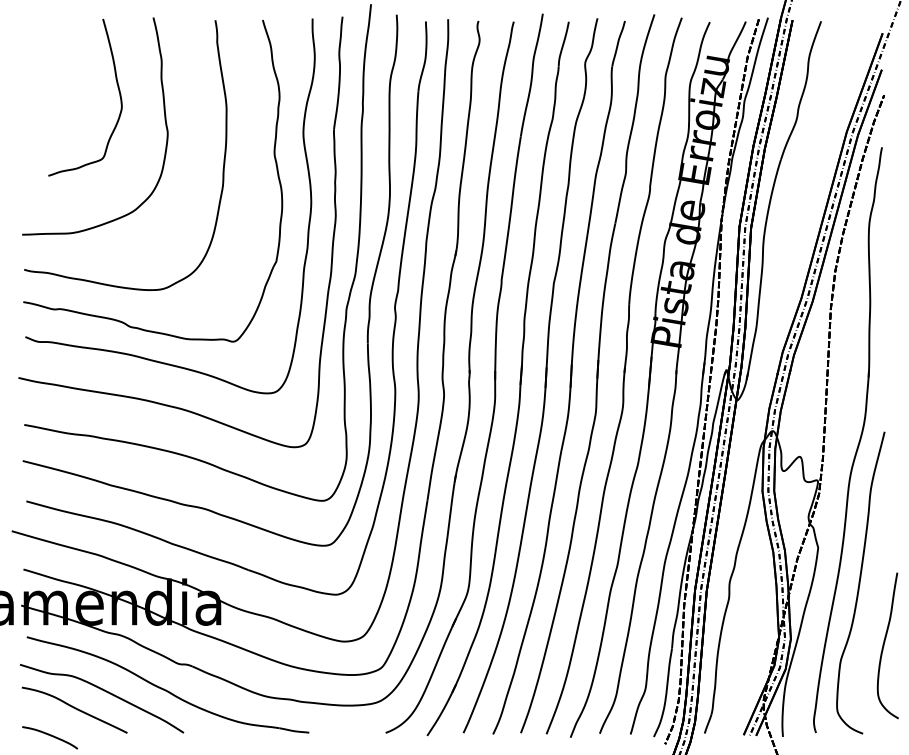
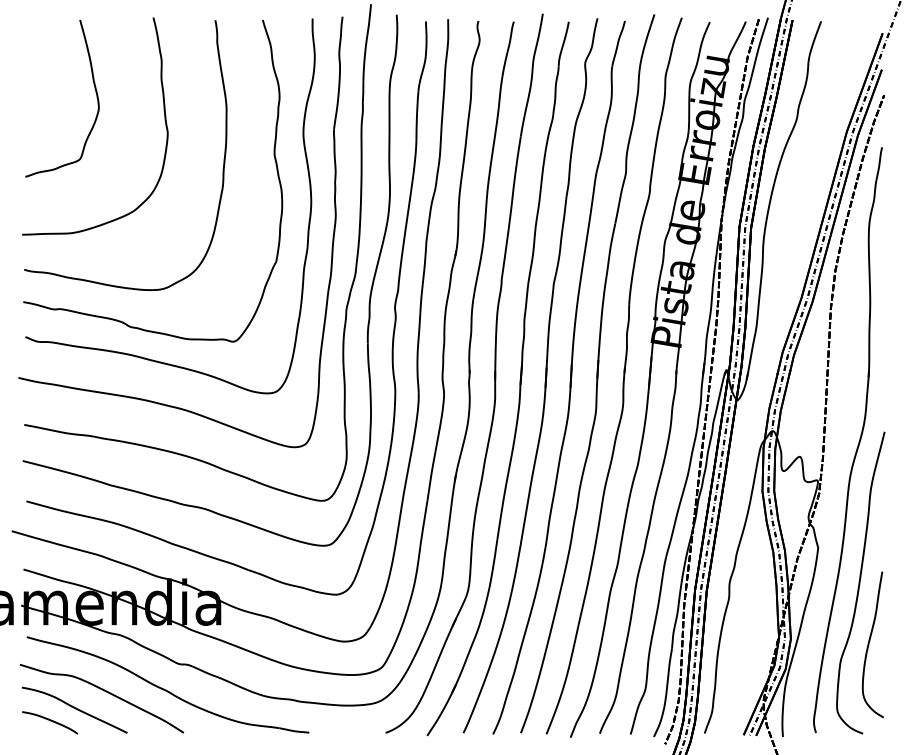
curve position: (117, 87) -> (94, 88) (94, 88)
curve position: (884, 645) -> (869, 644) (869, 644)
curve position: (50, 736) -> (50, 721) (50, 721)
